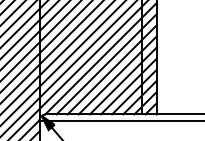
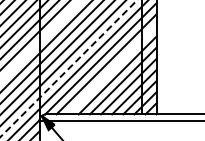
line: present -> none (40, 40)
line: solid -> dashed (69, 68)
line: present -> none (111, 69)
